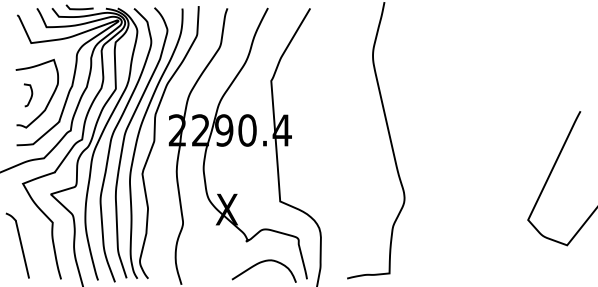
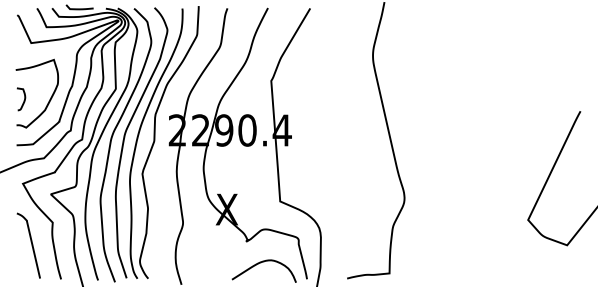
curve position: (30, 96) -> (23, 100) (23, 100)
curve position: (20, 245) -> (31, 245) (31, 245)
